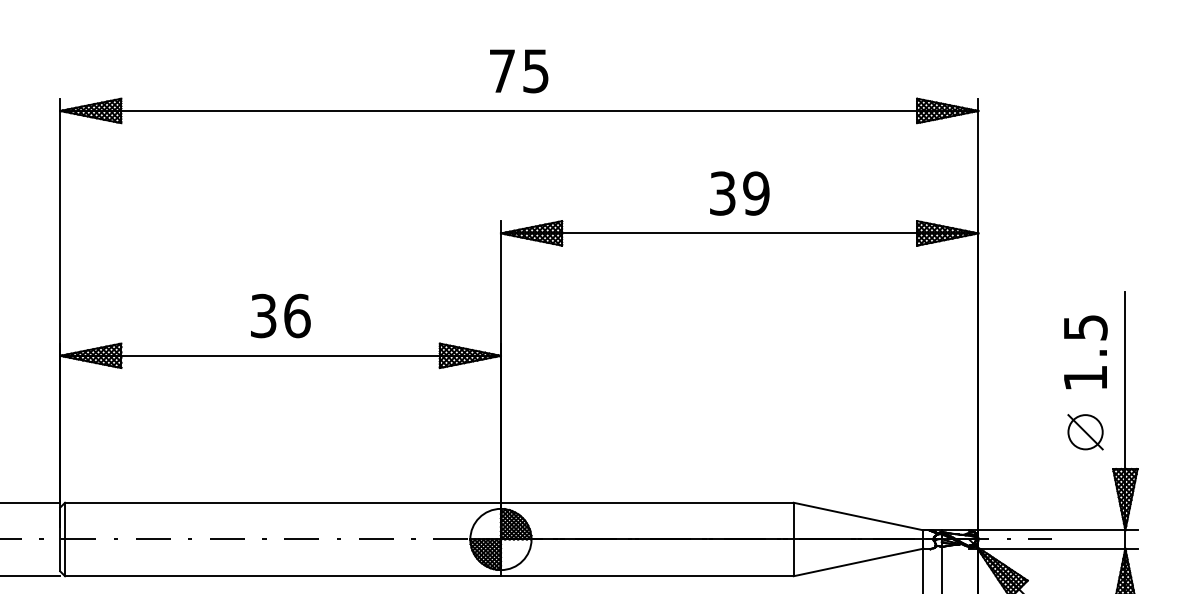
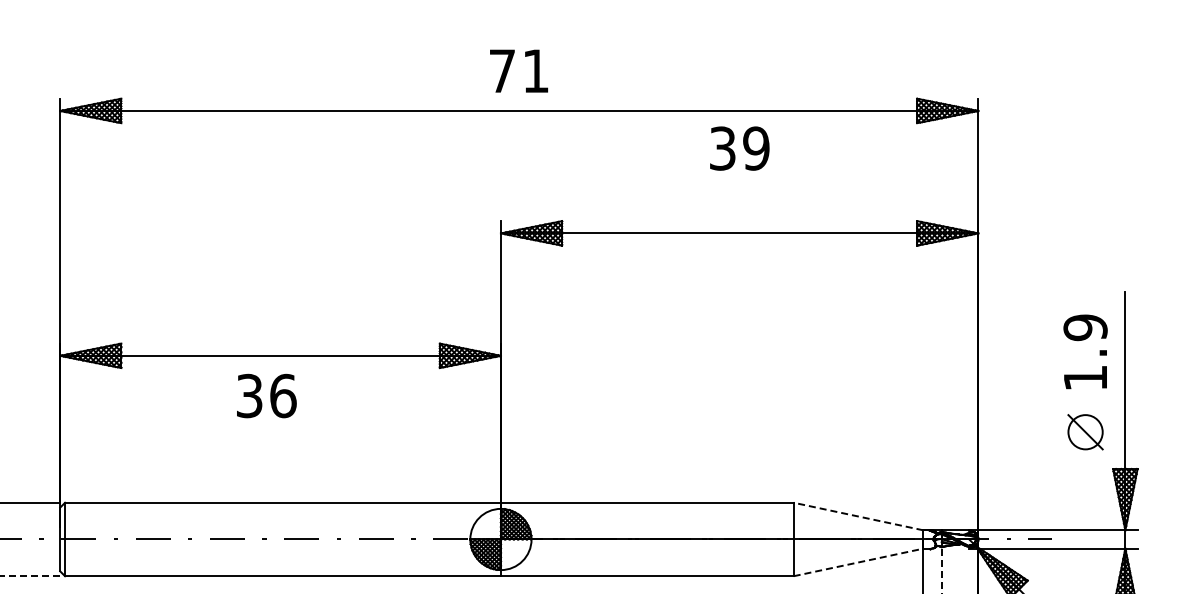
text: 75 -> 71 (535, 71)
text position: (739, 193) -> (739, 148) (739, 148)
text position: (280, 315) -> (266, 395) (266, 395)
text: 1.5 -> 1.9 (1085, 327)
line: solid -> dashed (858, 516)
line: solid -> dashed (859, 562)
line: solid -> dashed (941, 571)
line: solid -> dashed (30, 576)
